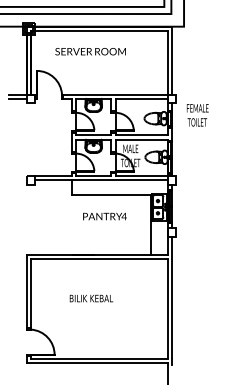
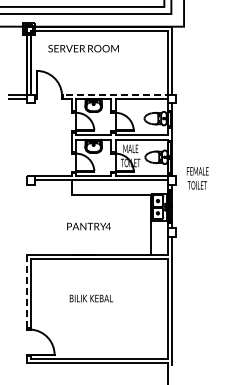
text position: (90, 51) -> (83, 48) (83, 48)
line: solid -> dashed (117, 94)
text position: (197, 115) -> (197, 178) (197, 178)
text position: (104, 216) -> (88, 226) (88, 226)
line: solid -> dashed (26, 291)
